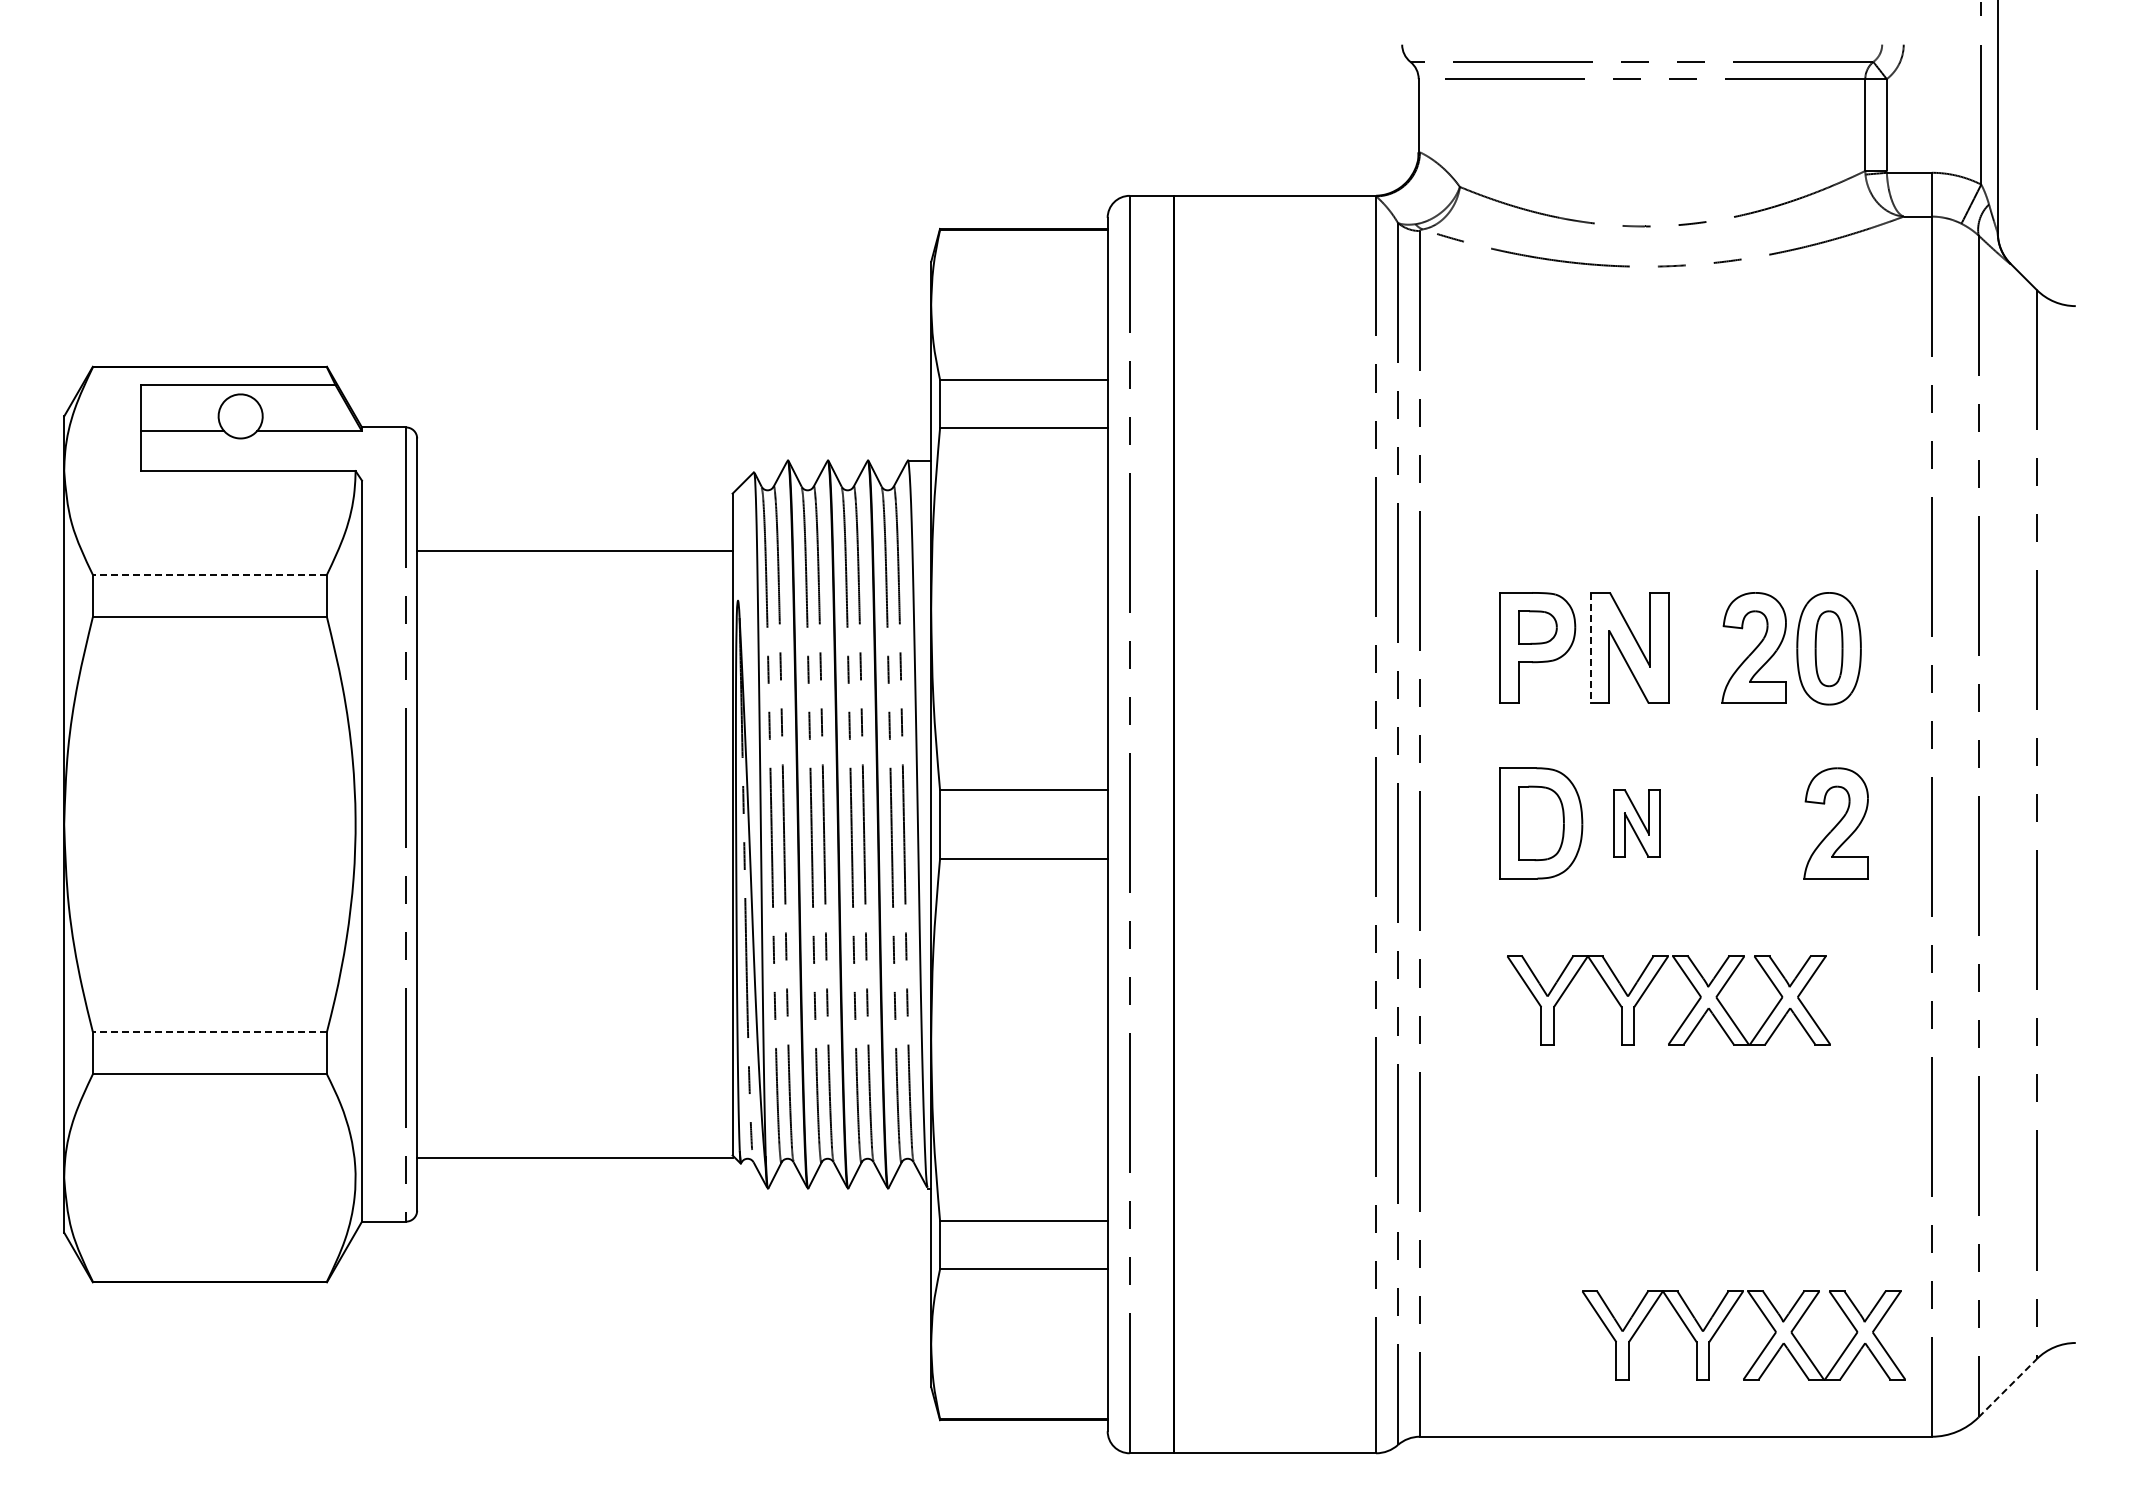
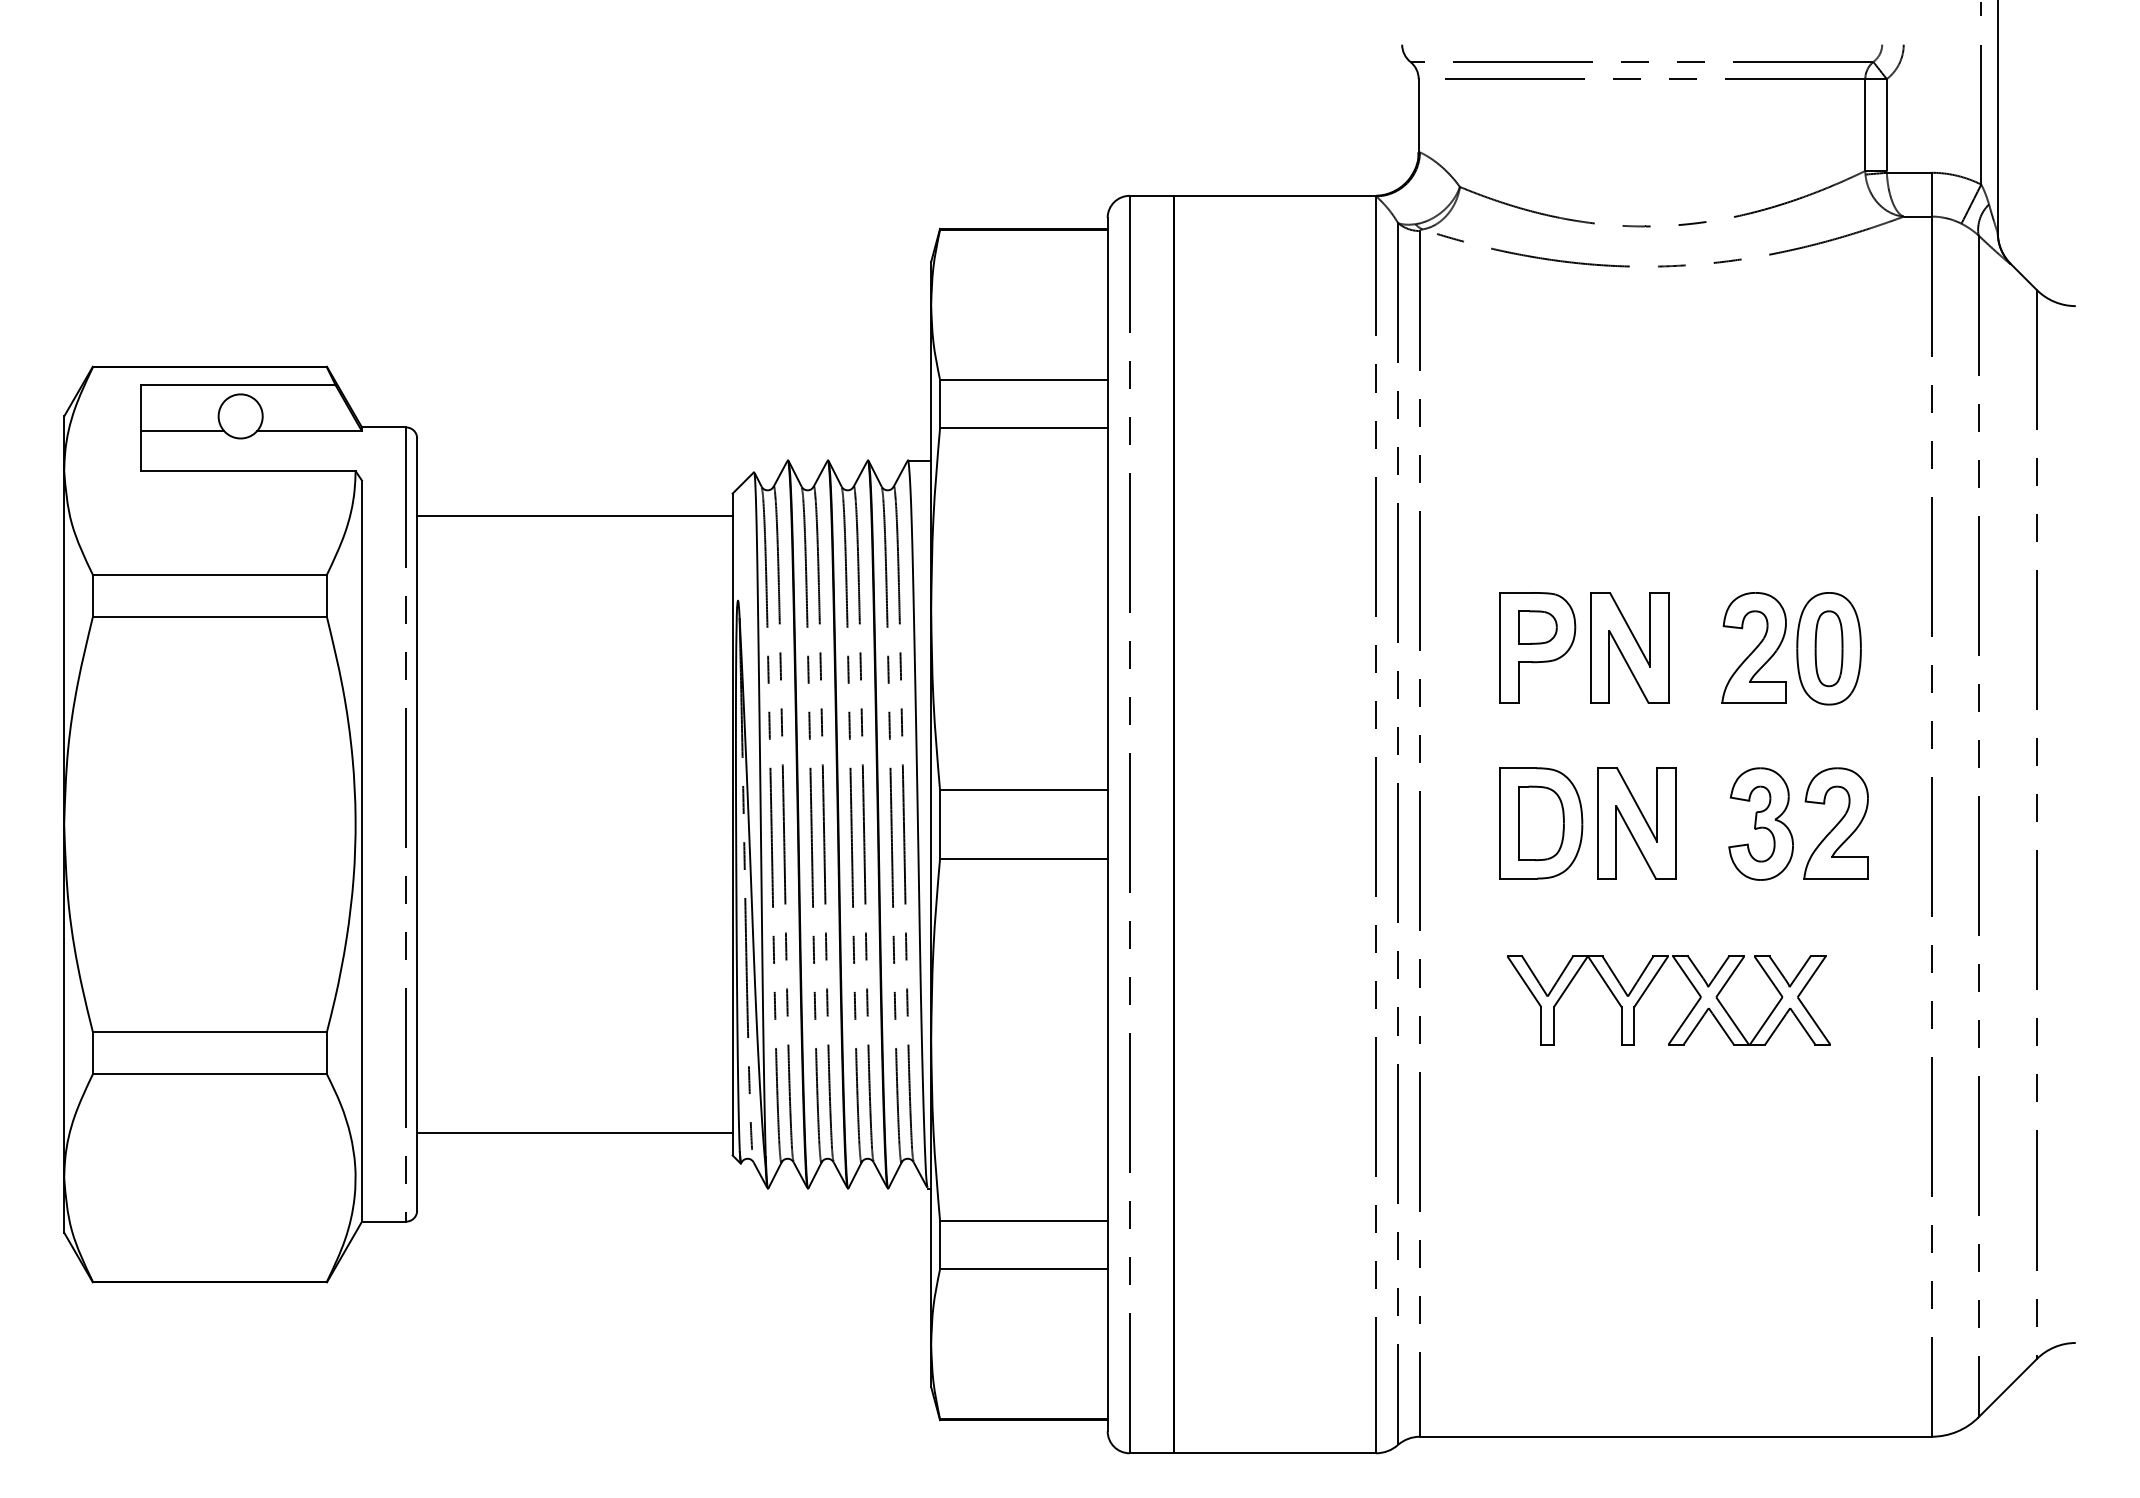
line position: (574, 550) -> (574, 515) (574, 515)
line: dashed -> solid (209, 574)
line: dashed -> solid (1590, 648)
part size: 48x69 px -> 80x113 px (1636, 823)
part: none -> present (1760, 823)
line: dashed -> solid (209, 1031)
line position: (574, 1158) -> (574, 1133) (574, 1133)
part: present -> none (1724, 1321)
line: dashed -> solid (2008, 1387)
